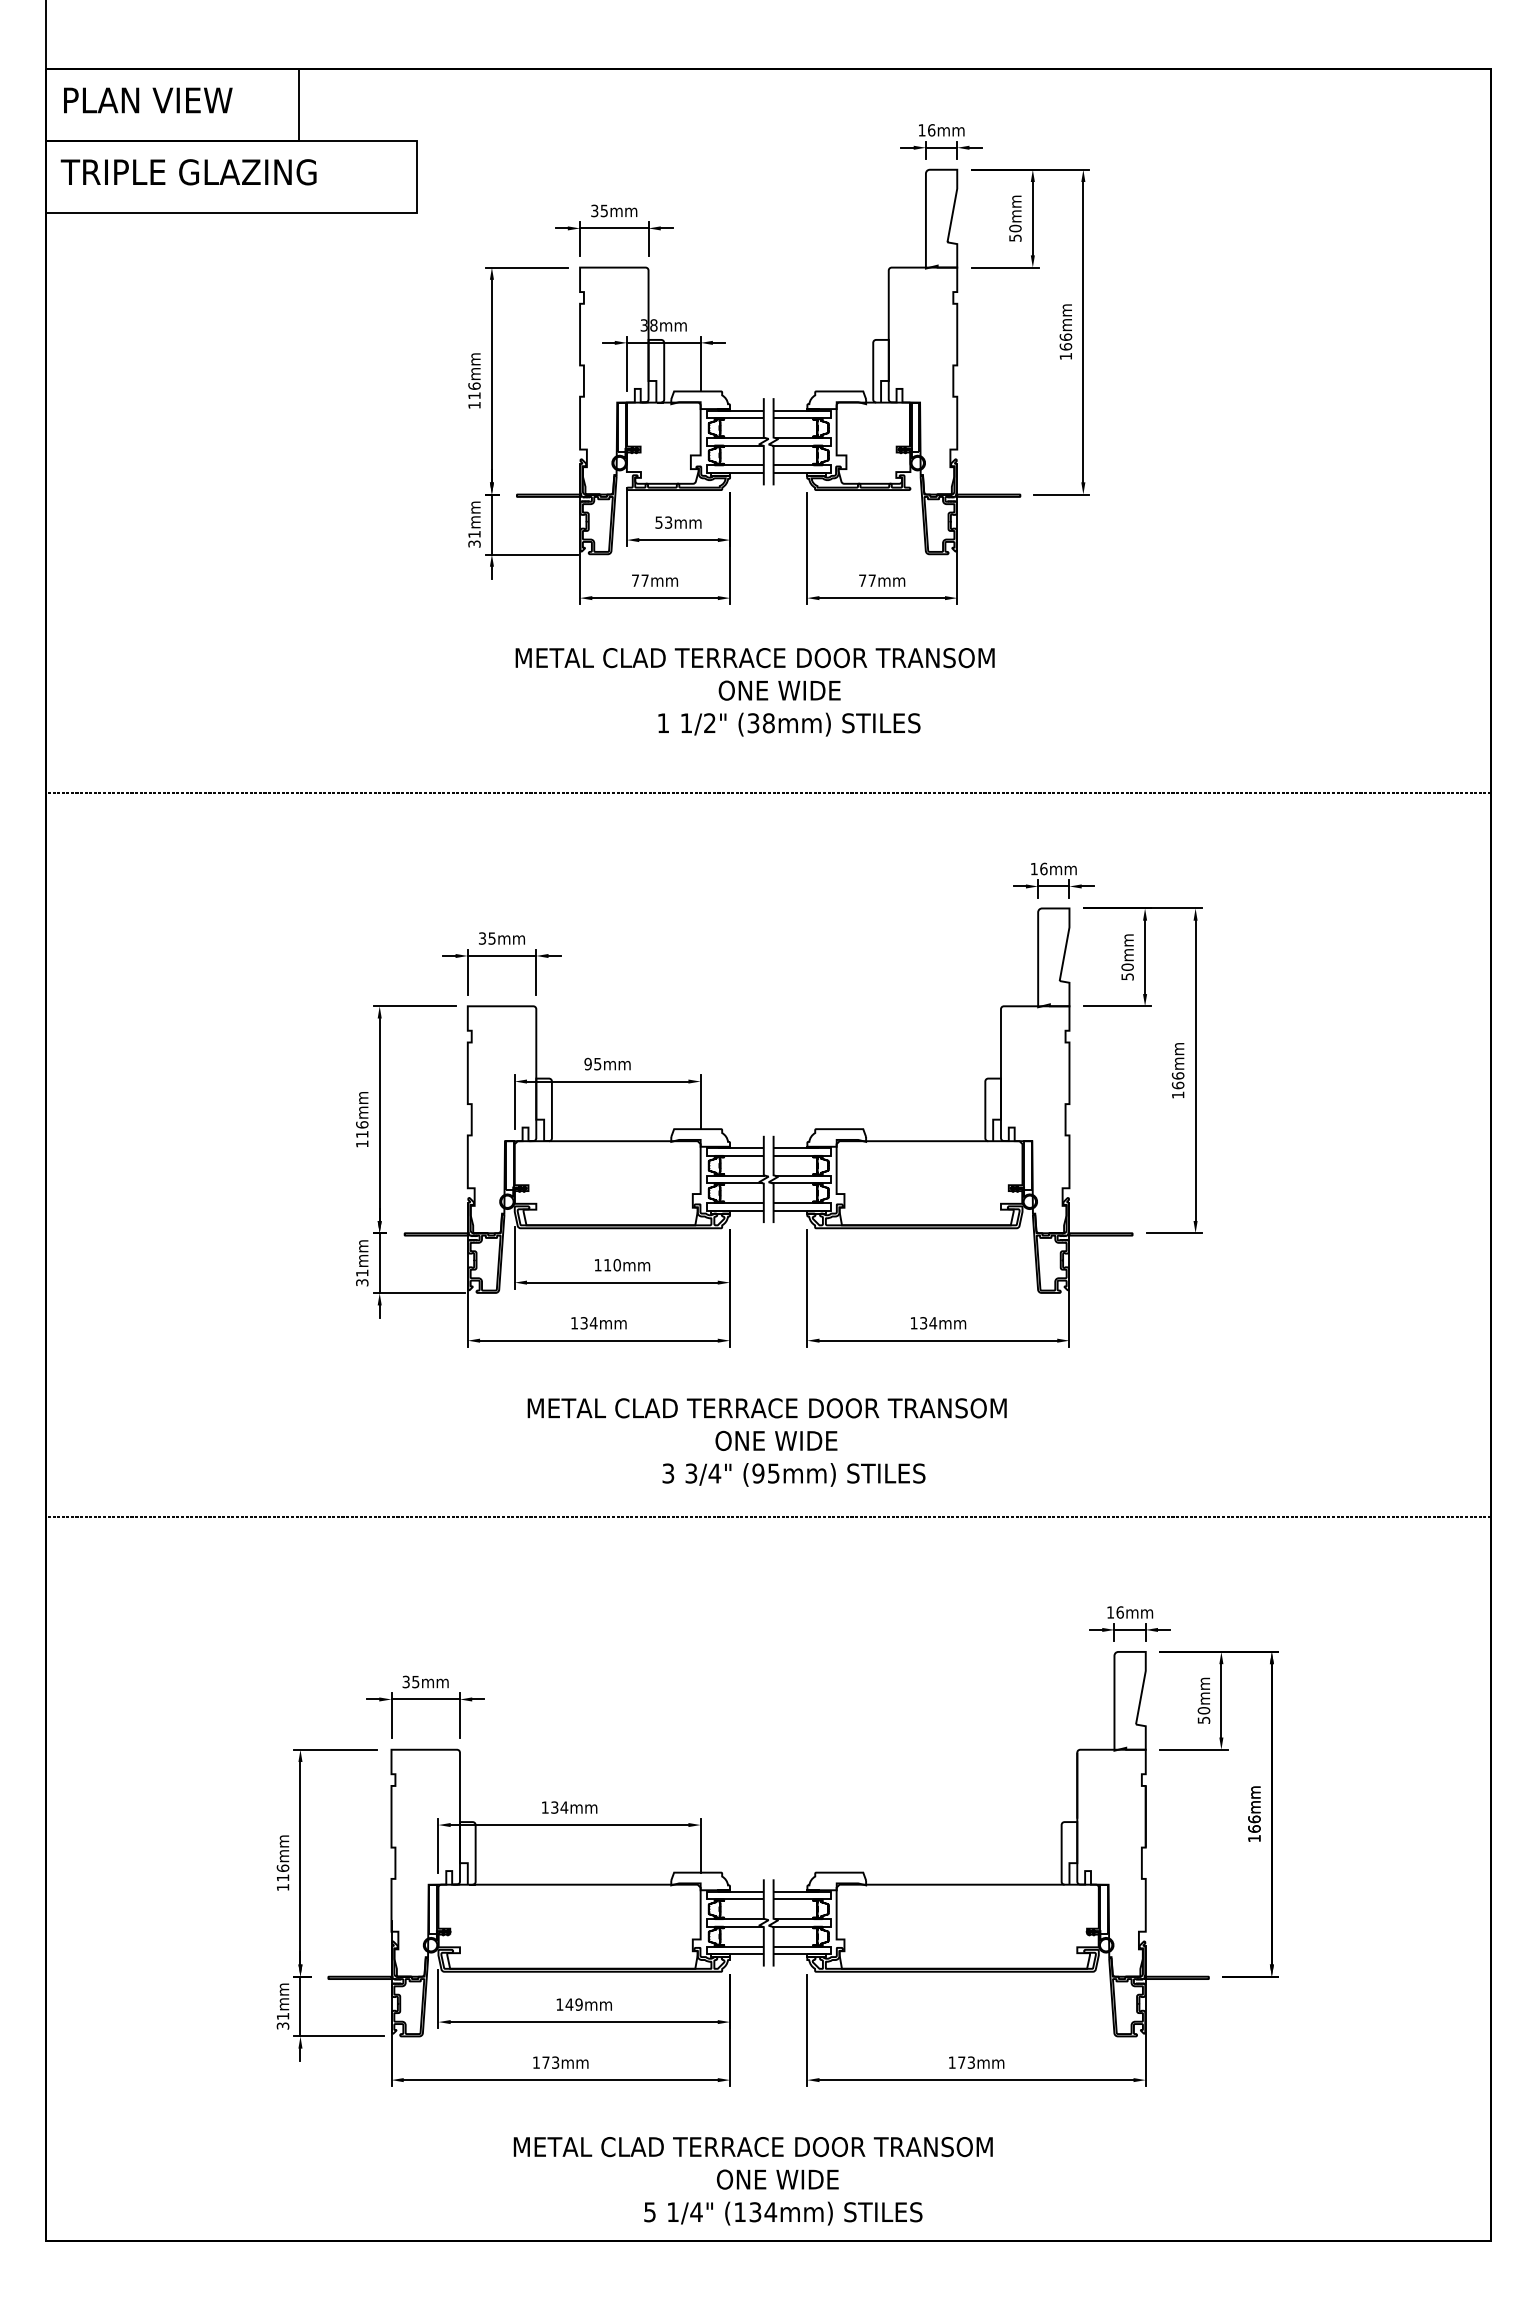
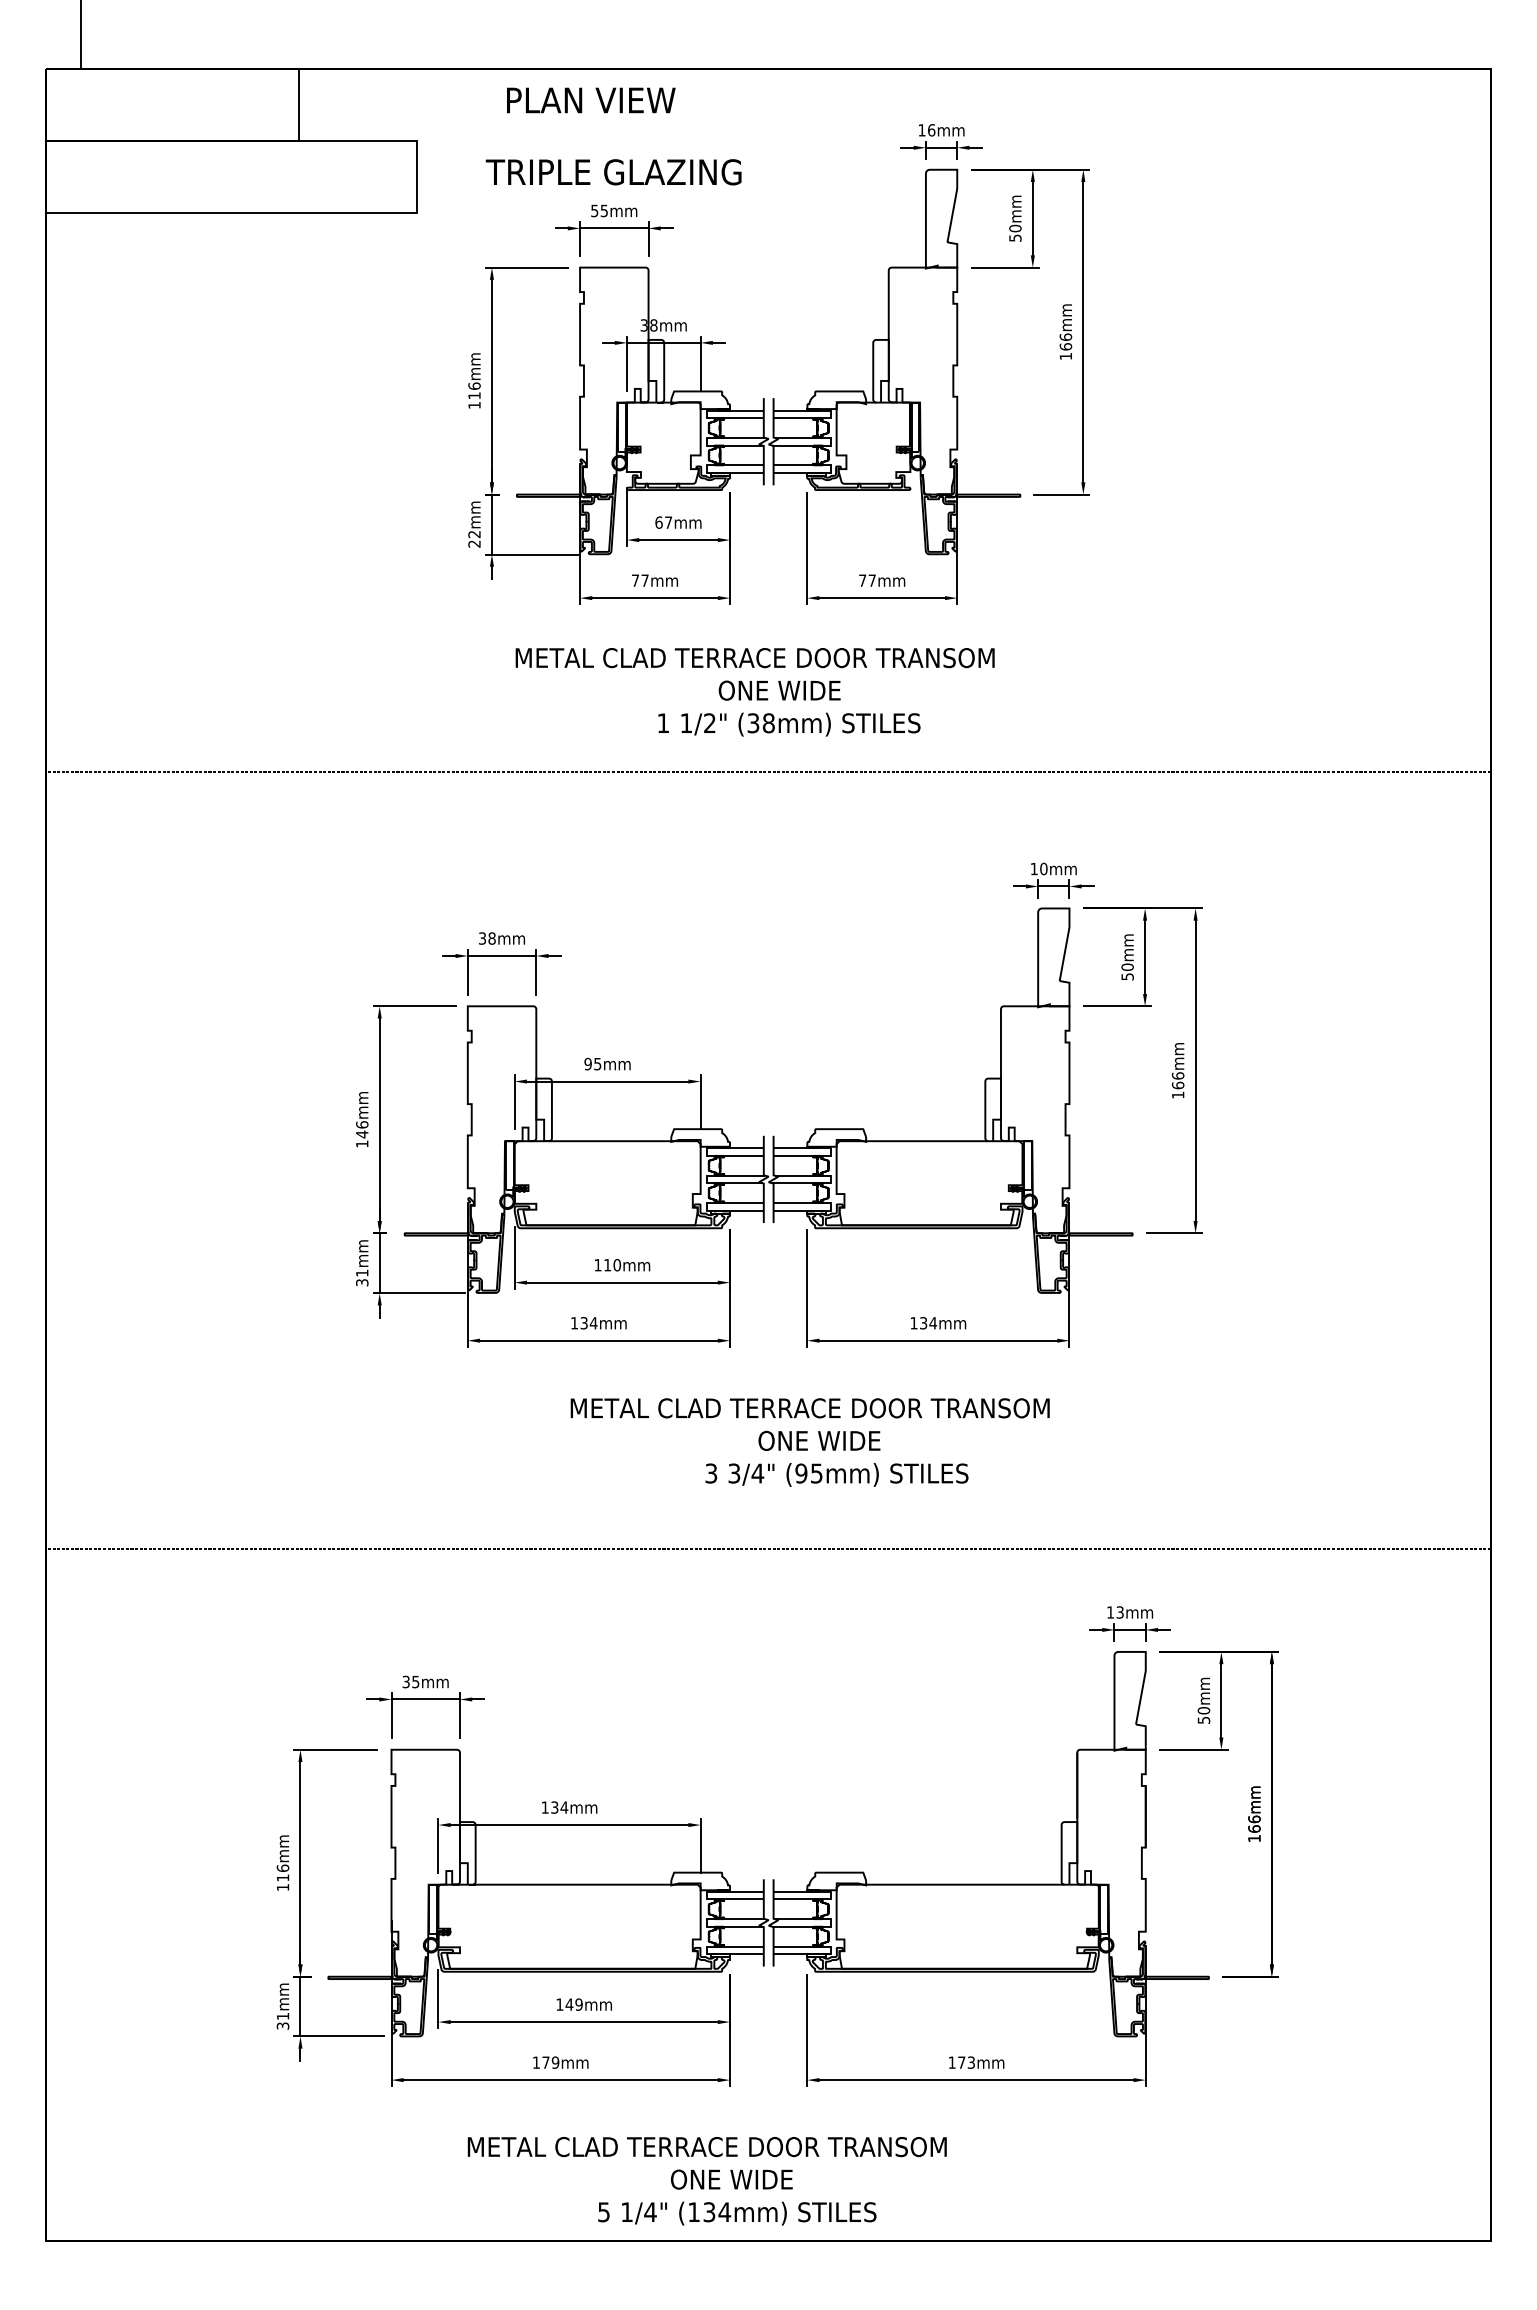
line position: (46, 35) -> (81, 35) (81, 35)
text position: (148, 100) -> (591, 100) (591, 100)
text position: (188, 172) -> (613, 172) (613, 172)
text: 35mm -> 55mm (594, 209)
text: 53mm -> 67mm (663, 522)
text: 31mm -> 22mm (474, 539)
line position: (768, 793) -> (768, 772) (768, 772)
text: 16mm -> 10mm (1043, 868)
text: 35mm -> 38mm (491, 938)
text: 116mm -> 146mm (362, 1134)
text position: (766, 1442) -> (809, 1442) (809, 1442)
line position: (768, 1516) -> (768, 1548) (768, 1548)
text: 16mm -> 13mm (1119, 1612)
text: 173mm -> 179mm (555, 2062)
text position: (752, 2181) -> (706, 2181) (706, 2181)
